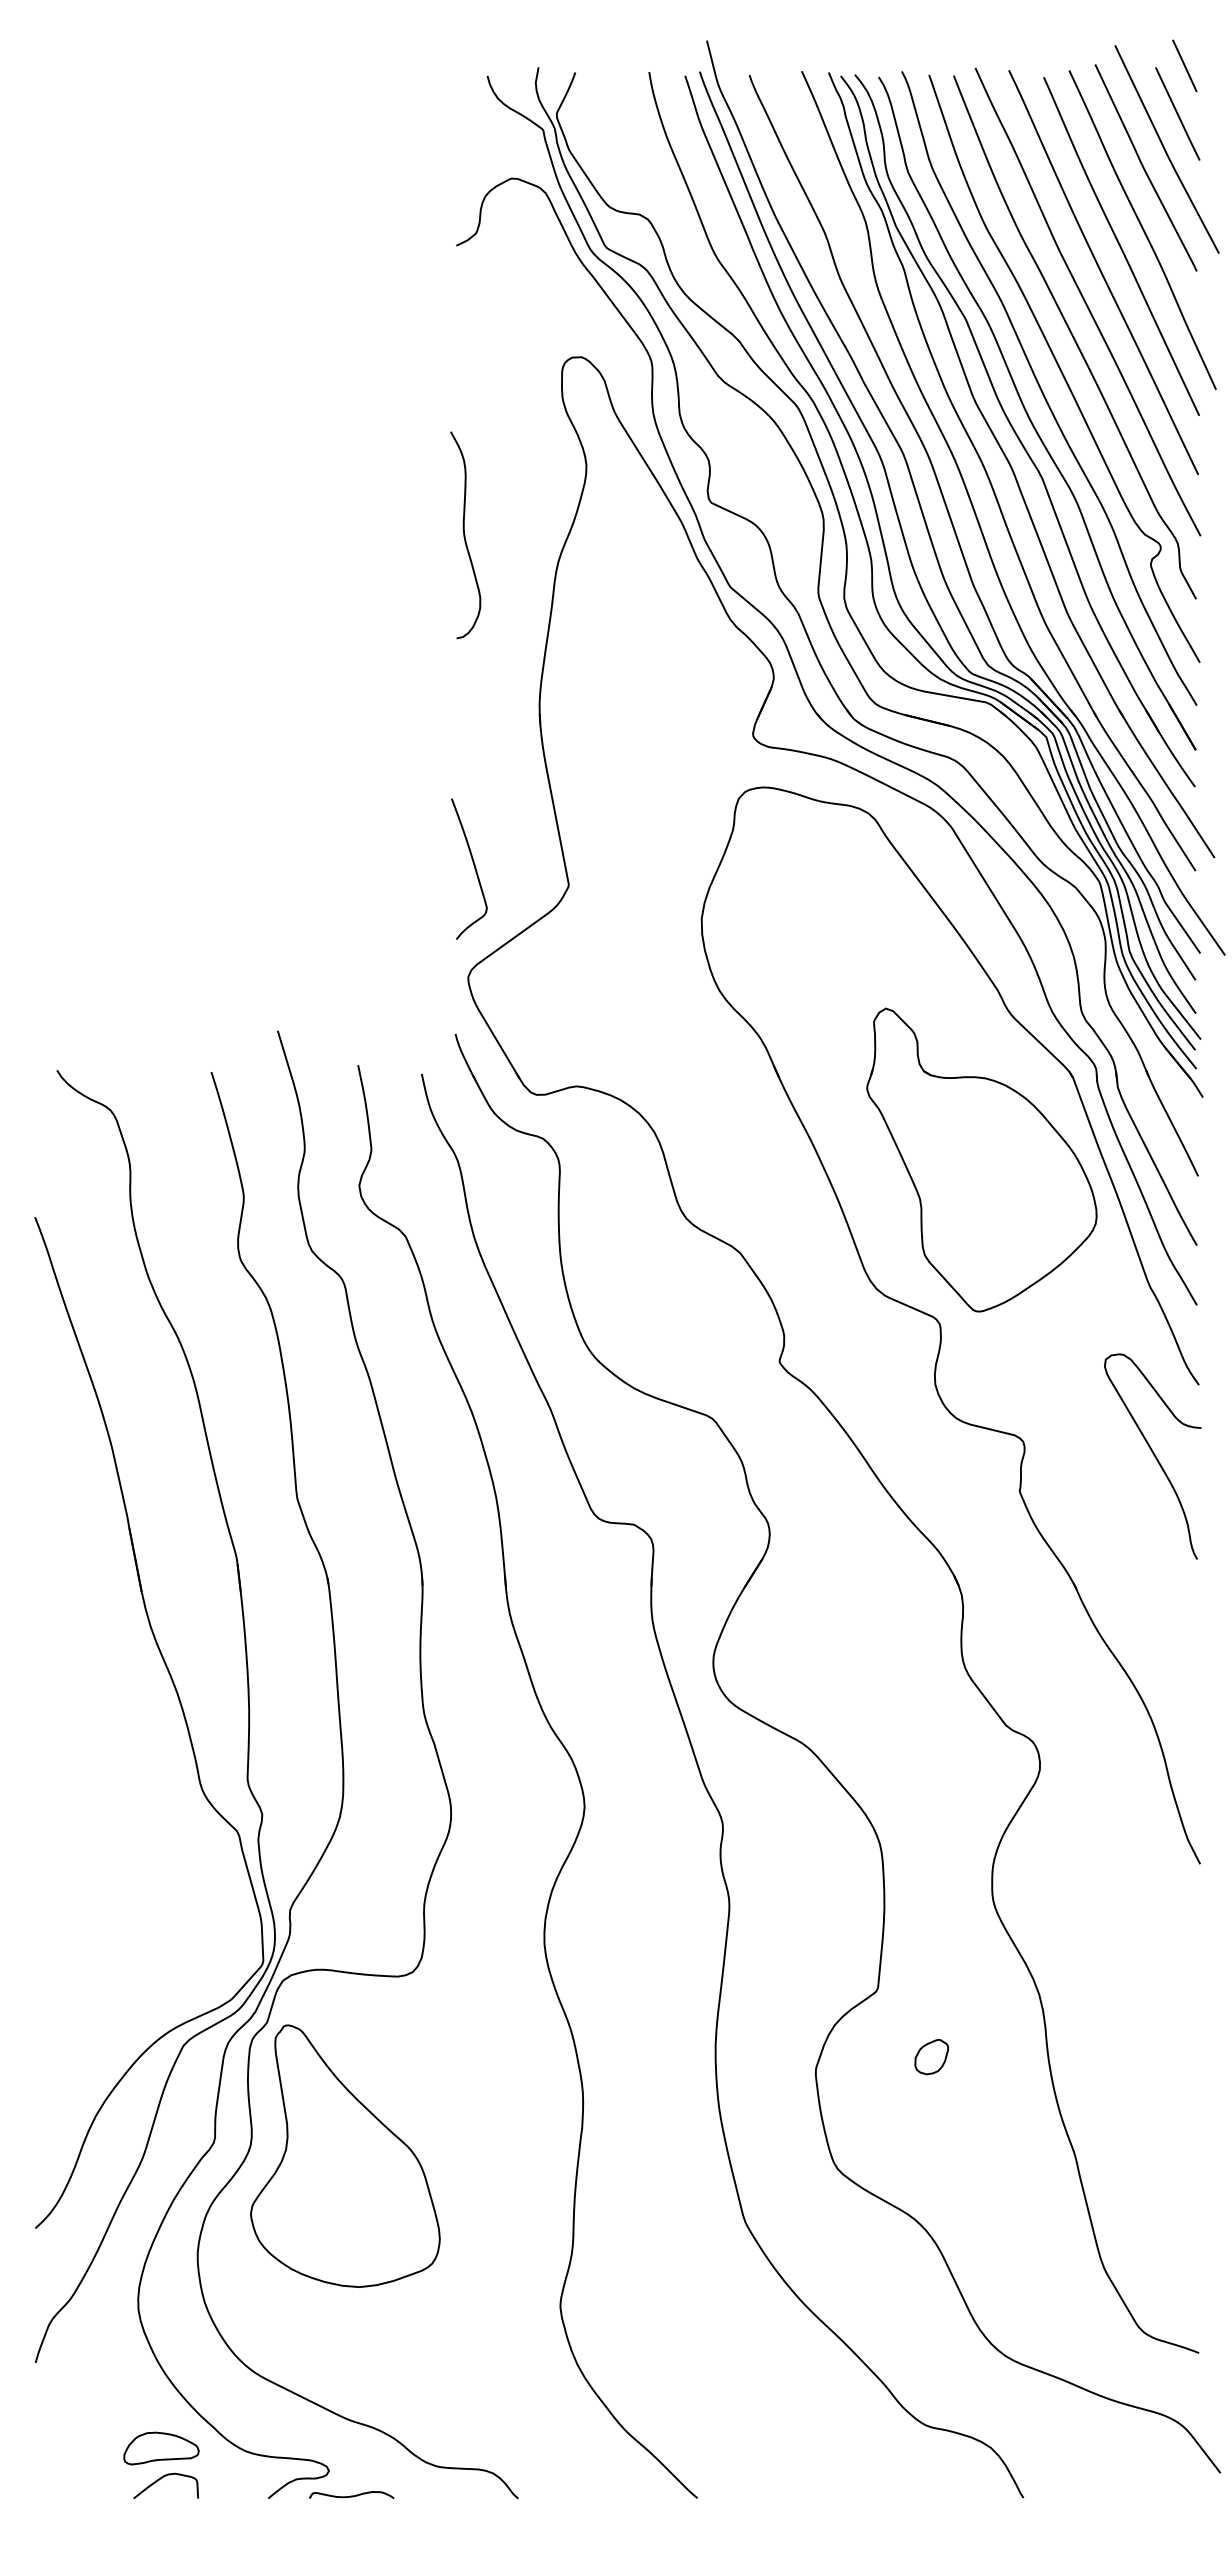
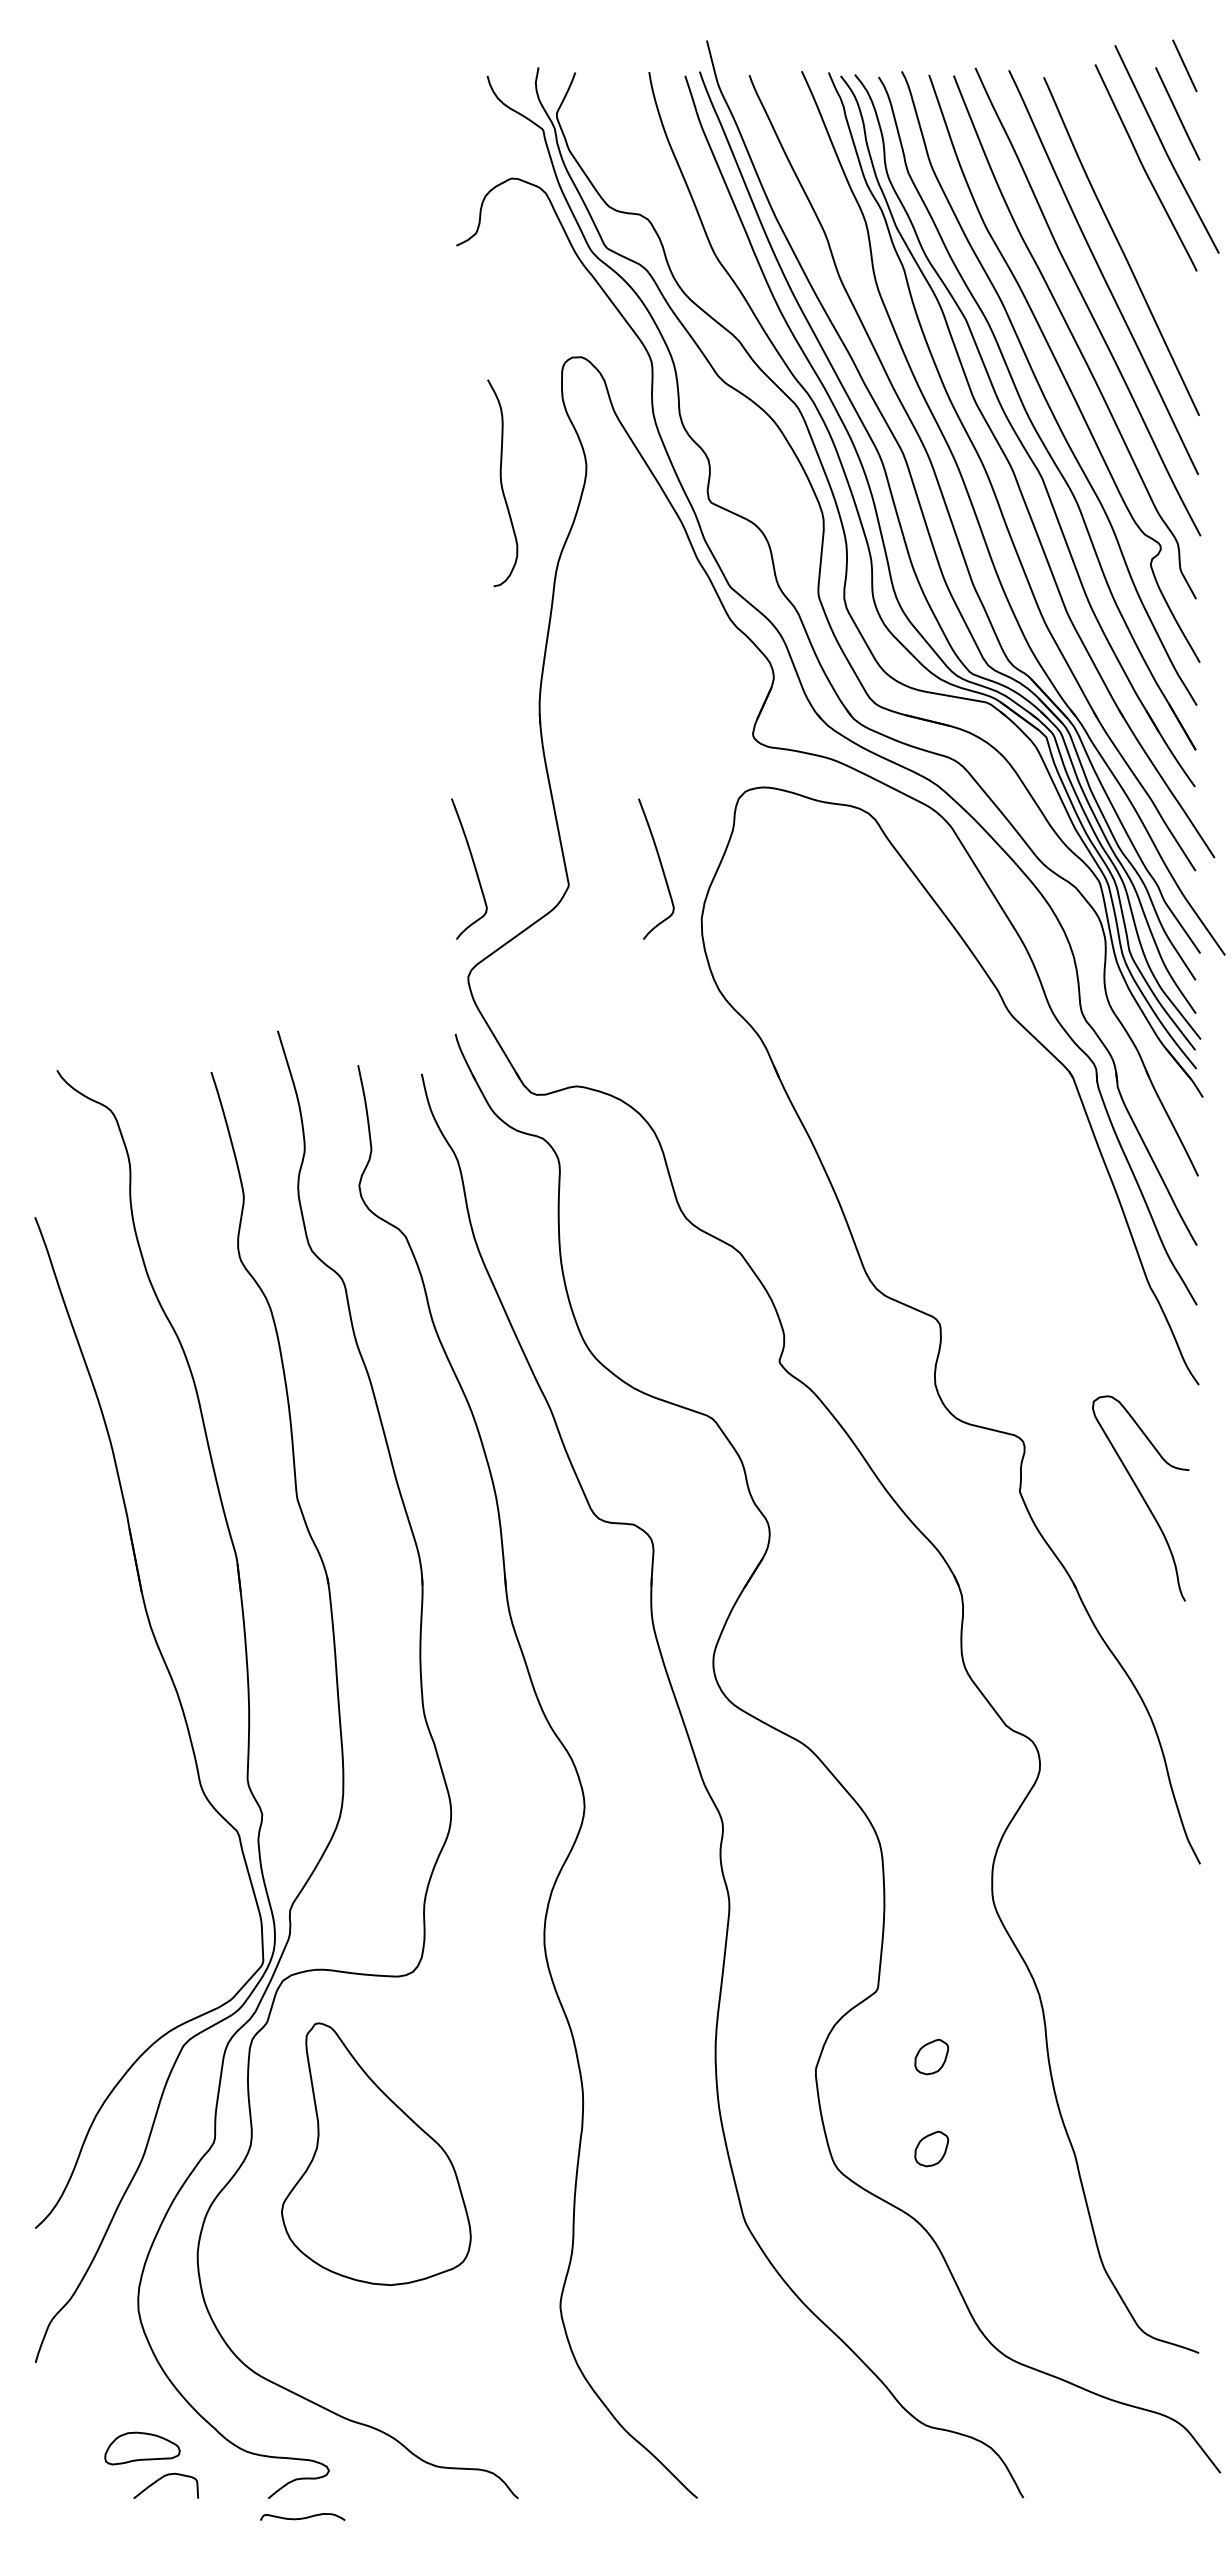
curve: present -> none (1142, 229)
curve position: (465, 535) -> (502, 483) (502, 483)
curve: none -> present (660, 865)
part: present -> none (981, 1159)
curve position: (1153, 1455) -> (1141, 1497) (1141, 1497)
part: none -> present (931, 2148)
part position: (345, 2155) -> (376, 2153) (376, 2153)
part position: (161, 2448) -> (142, 2448) (142, 2448)
curve position: (351, 2495) -> (302, 2517) (302, 2517)
